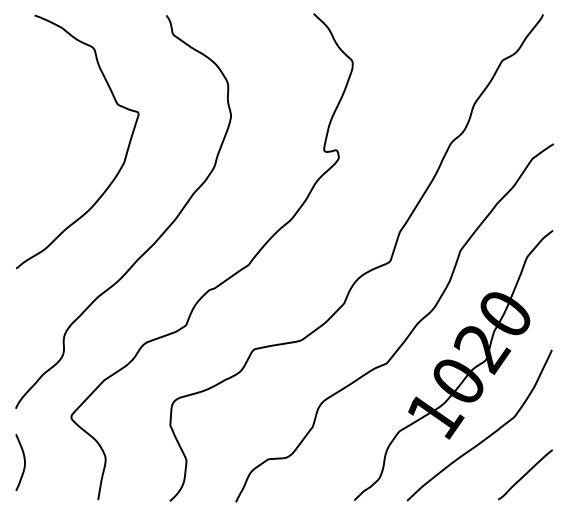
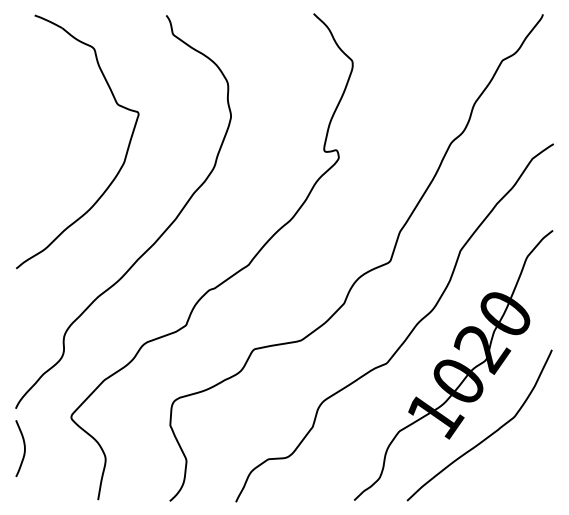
curve position: (24, 462) -> (24, 448) (24, 448)
line: present -> none (525, 474)
